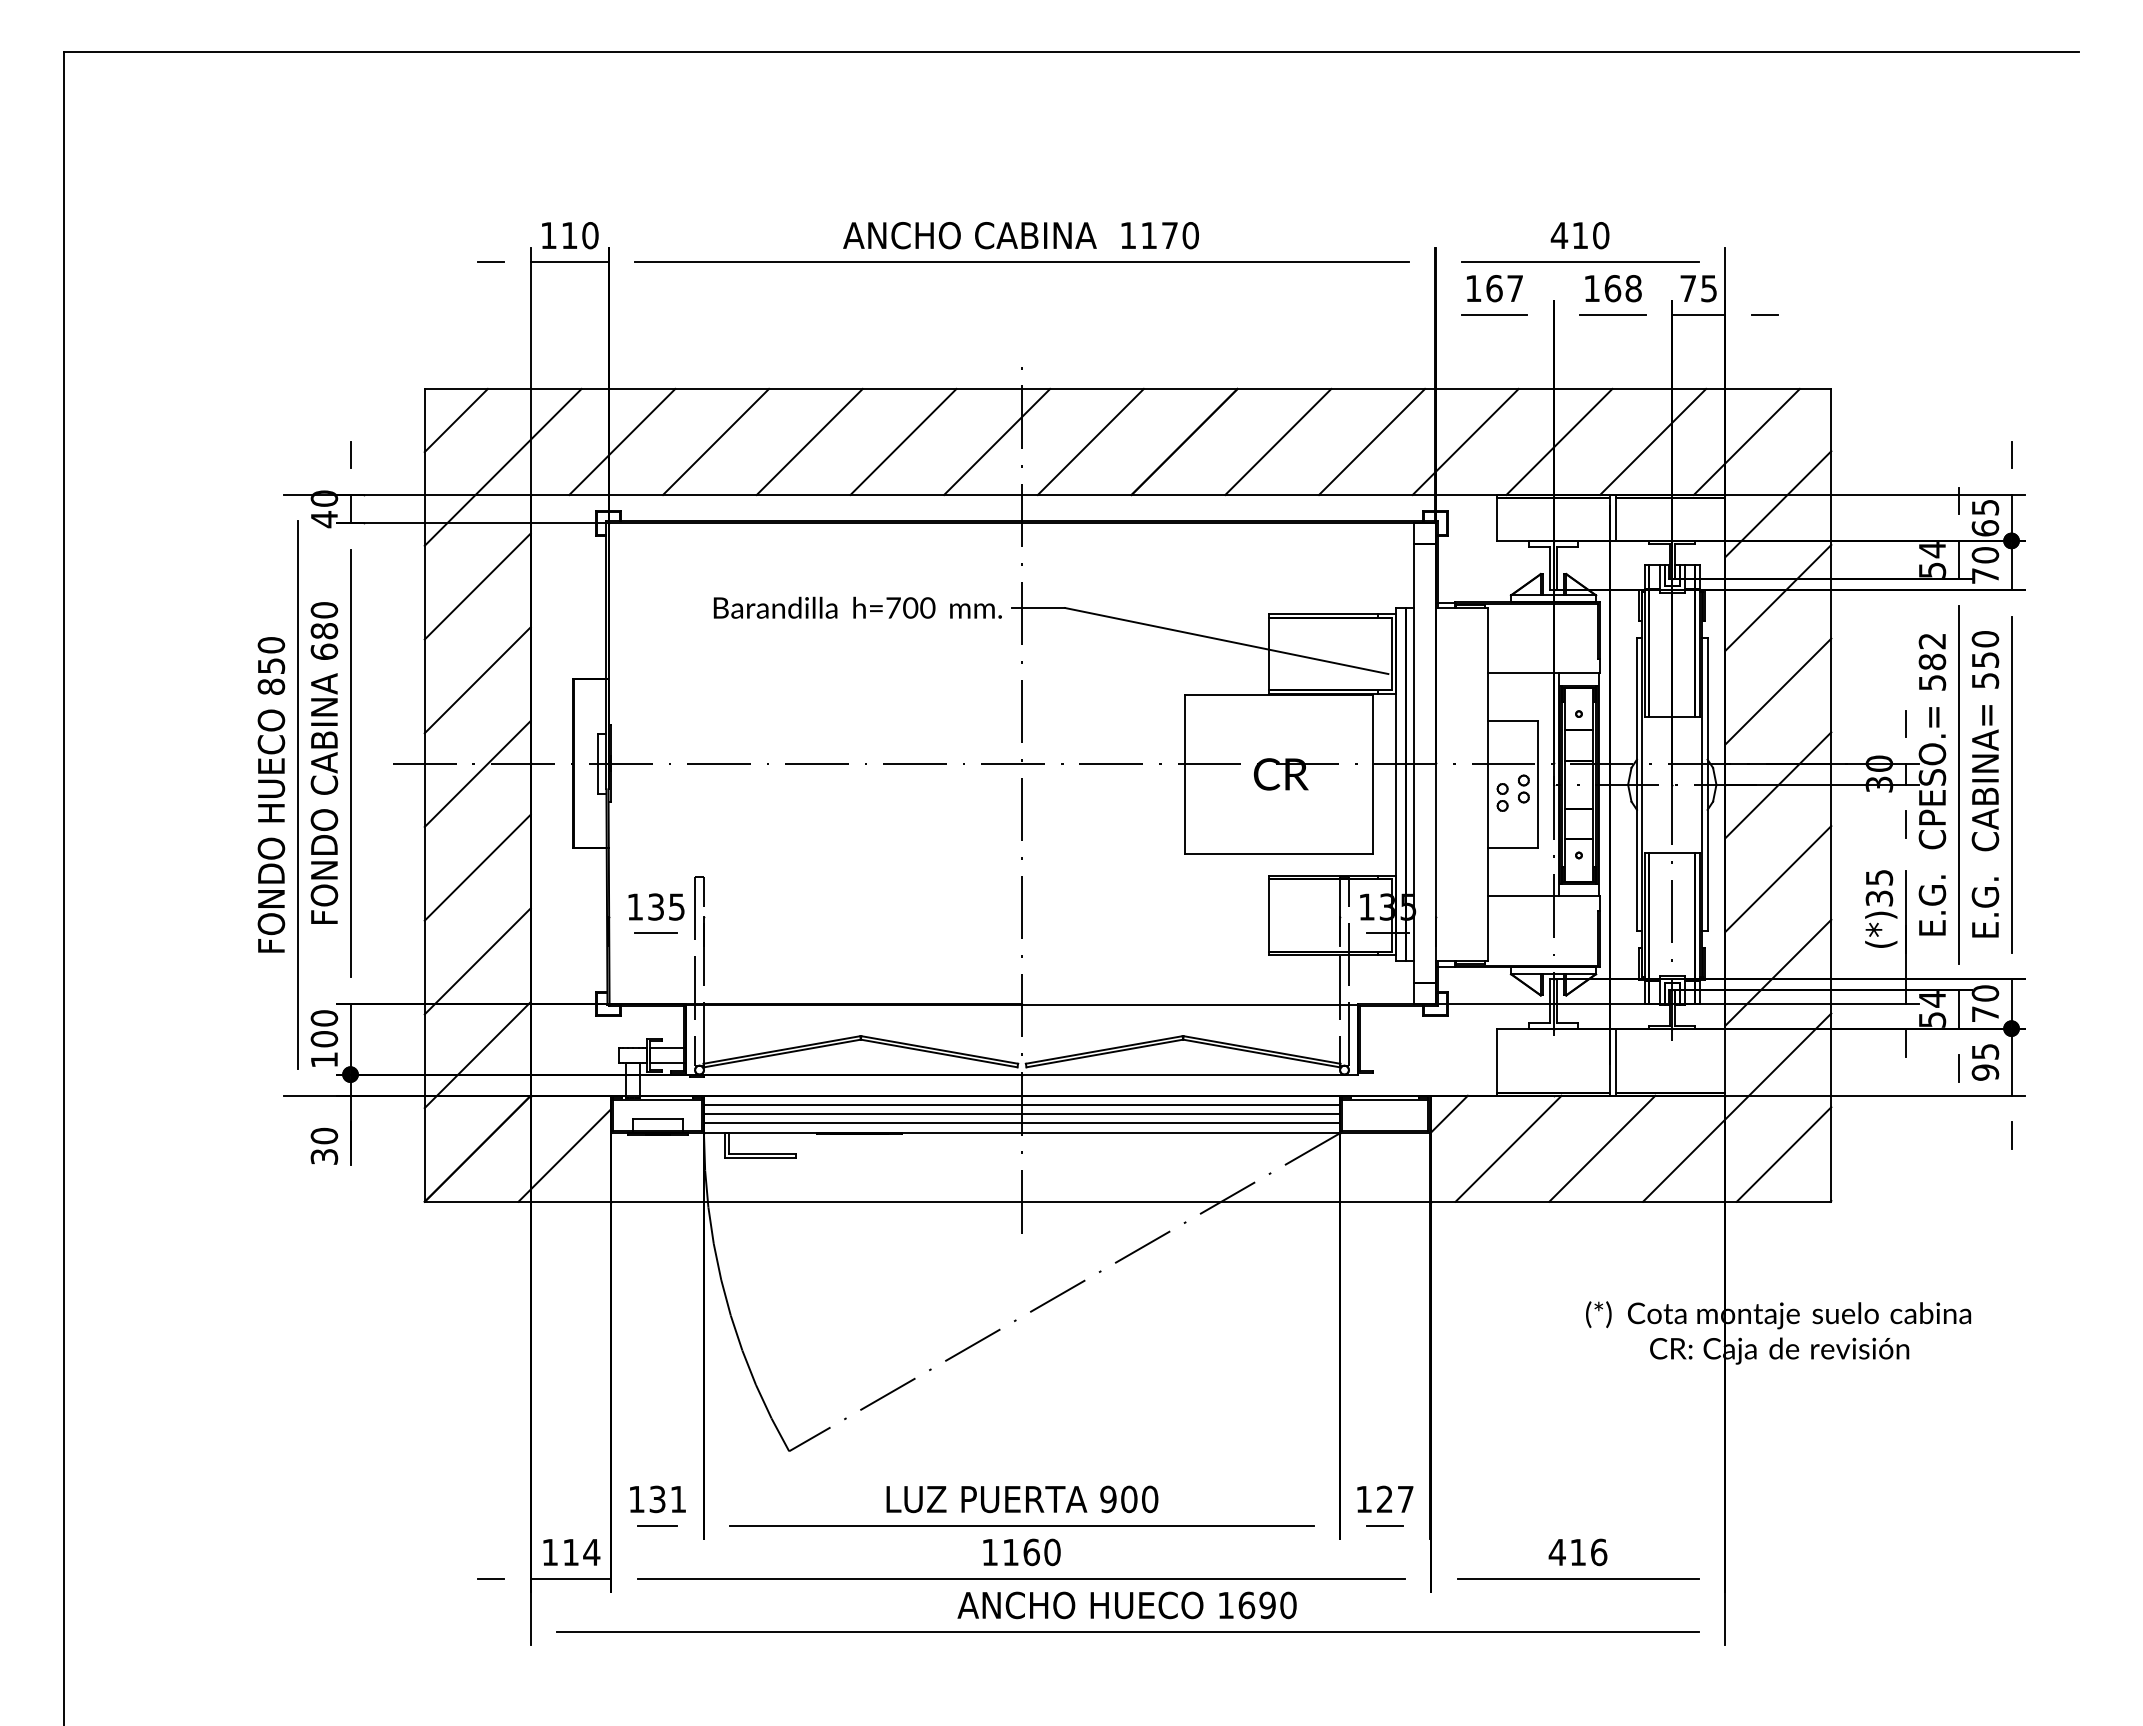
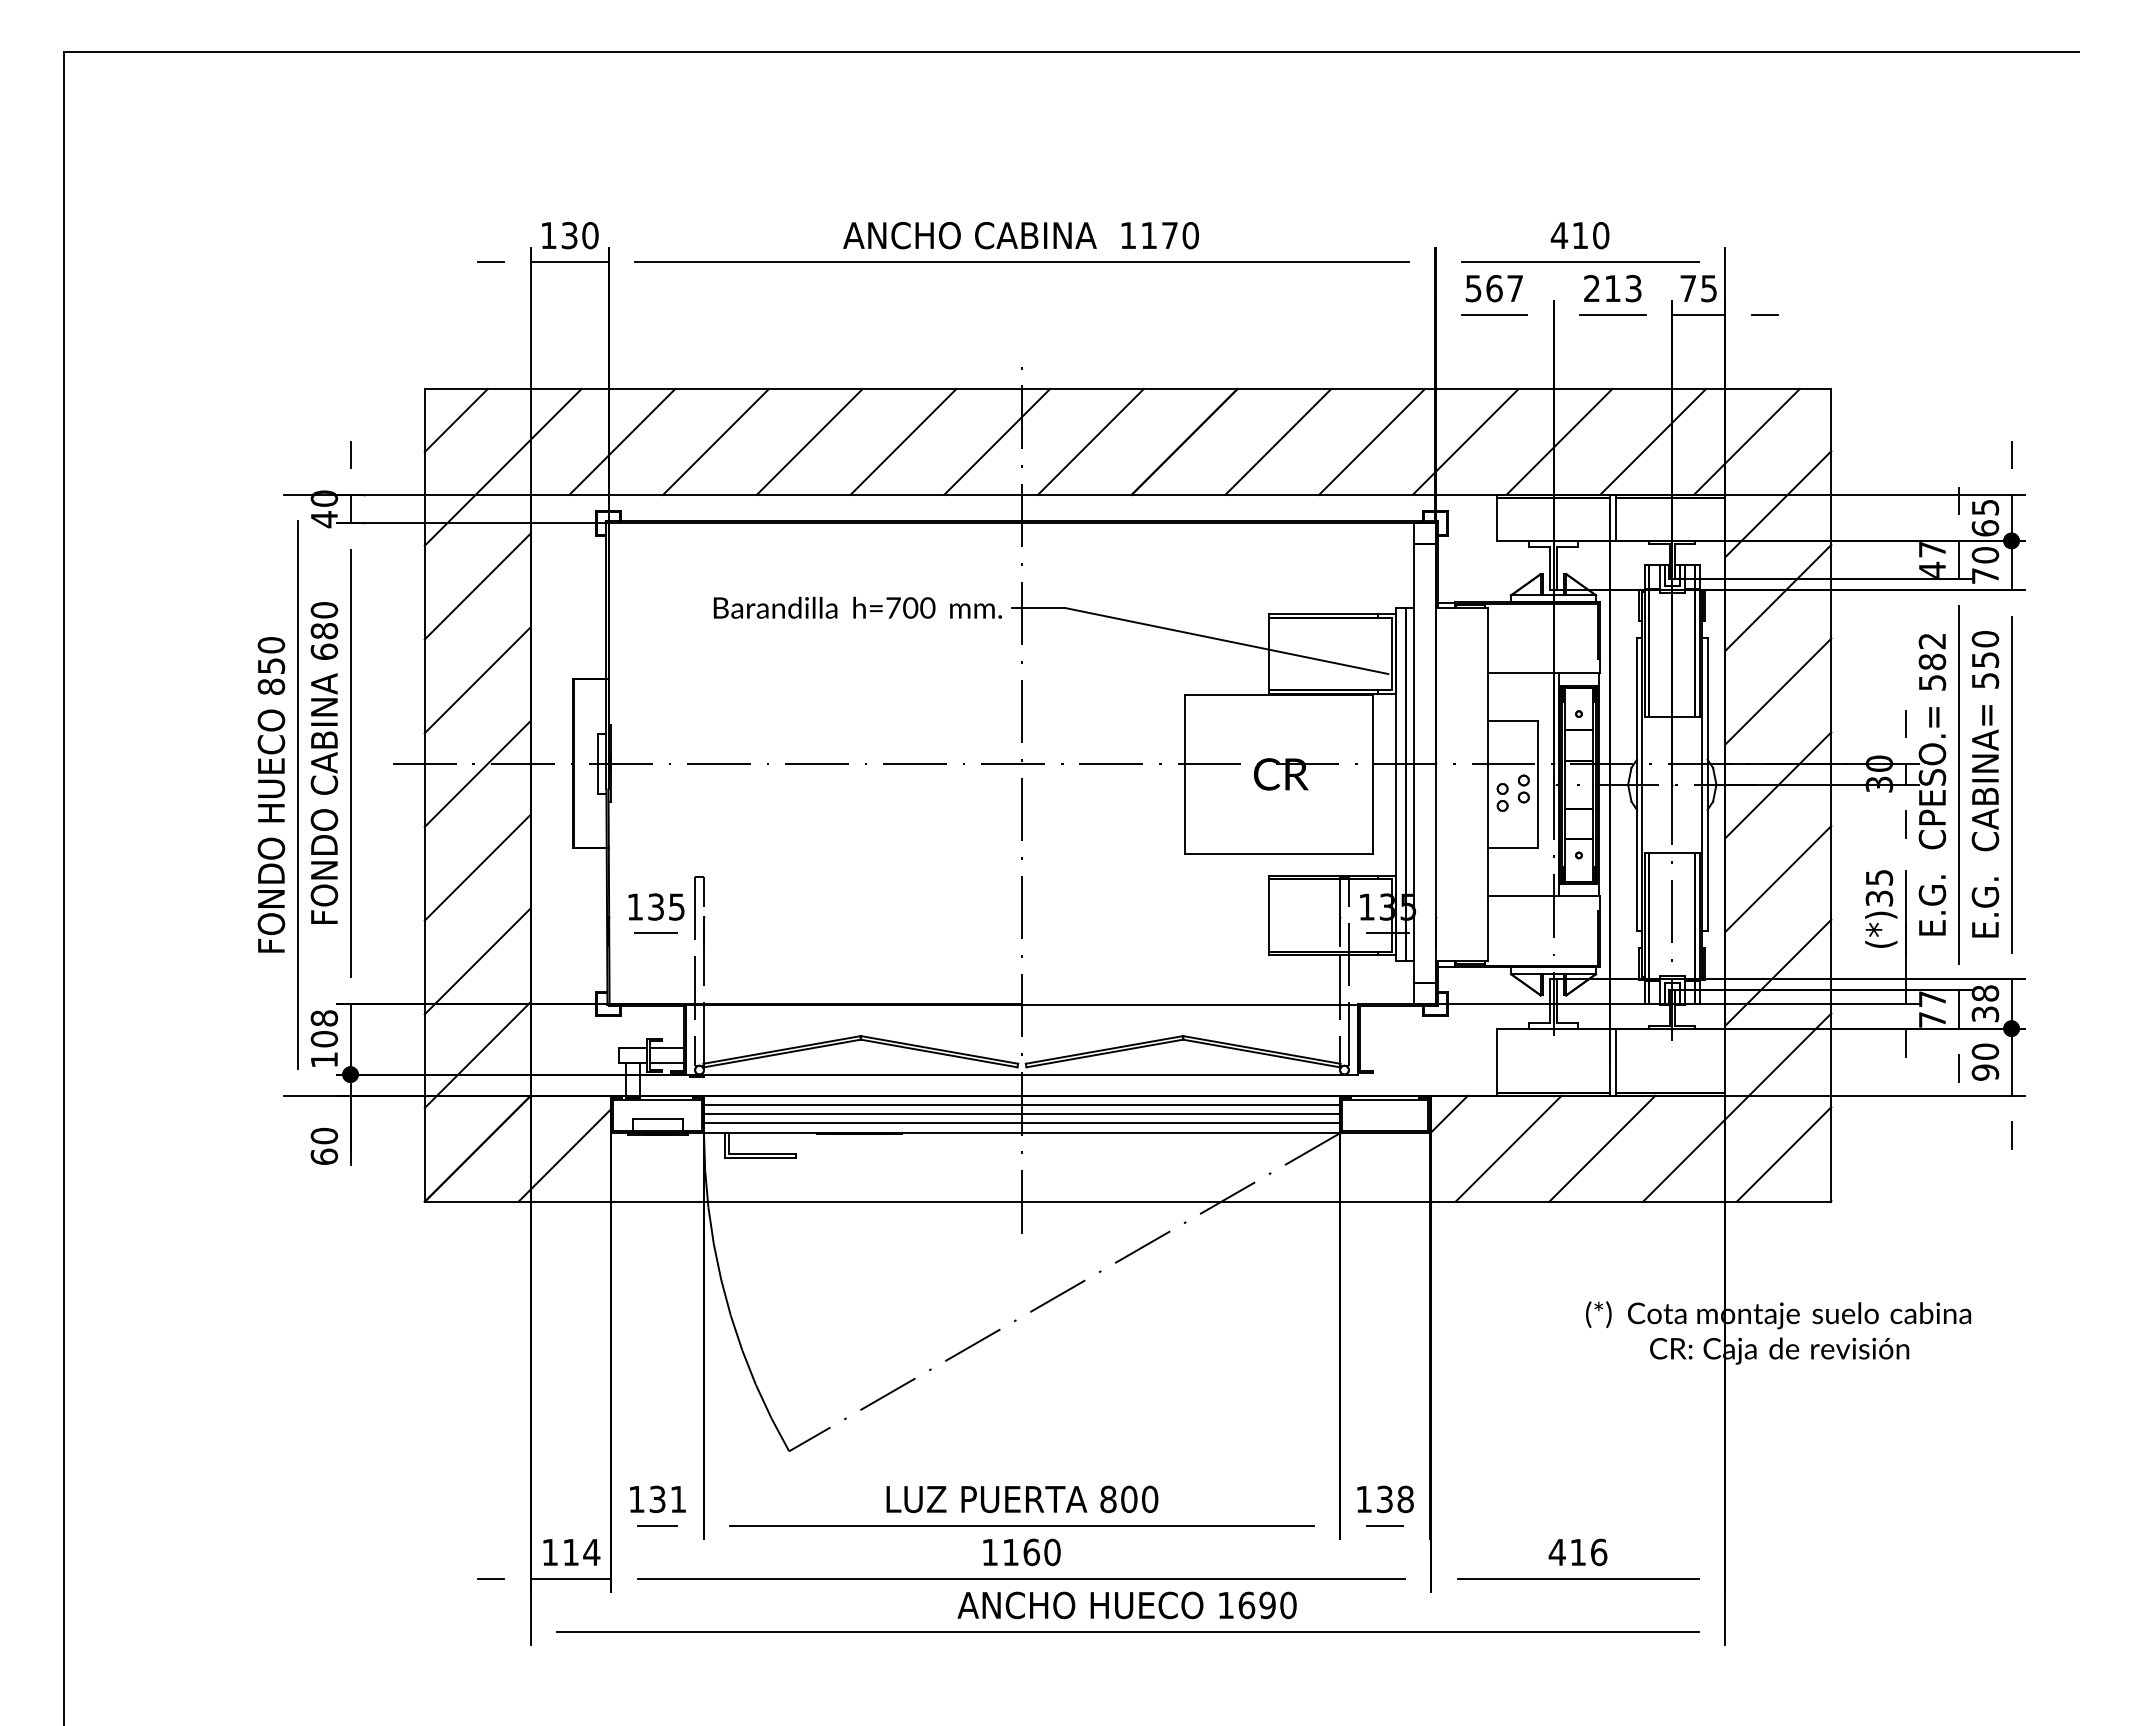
text: 110 -> 130 (569, 235)
text: 167 -> 567 (1473, 288)
text: 168 -> 213 (1612, 288)
text: 54 -> 47 (1932, 559)
text: 70 -> 38 (1985, 1003)
text: 54 -> 77 (1932, 1009)
text: 100 -> 108 (324, 1018)
text: 95 -> 90 (1985, 1051)
text: 30 -> 60 (324, 1156)
text: 900 -> 800 (1108, 1499)
text: 127 -> 138 (1395, 1499)
